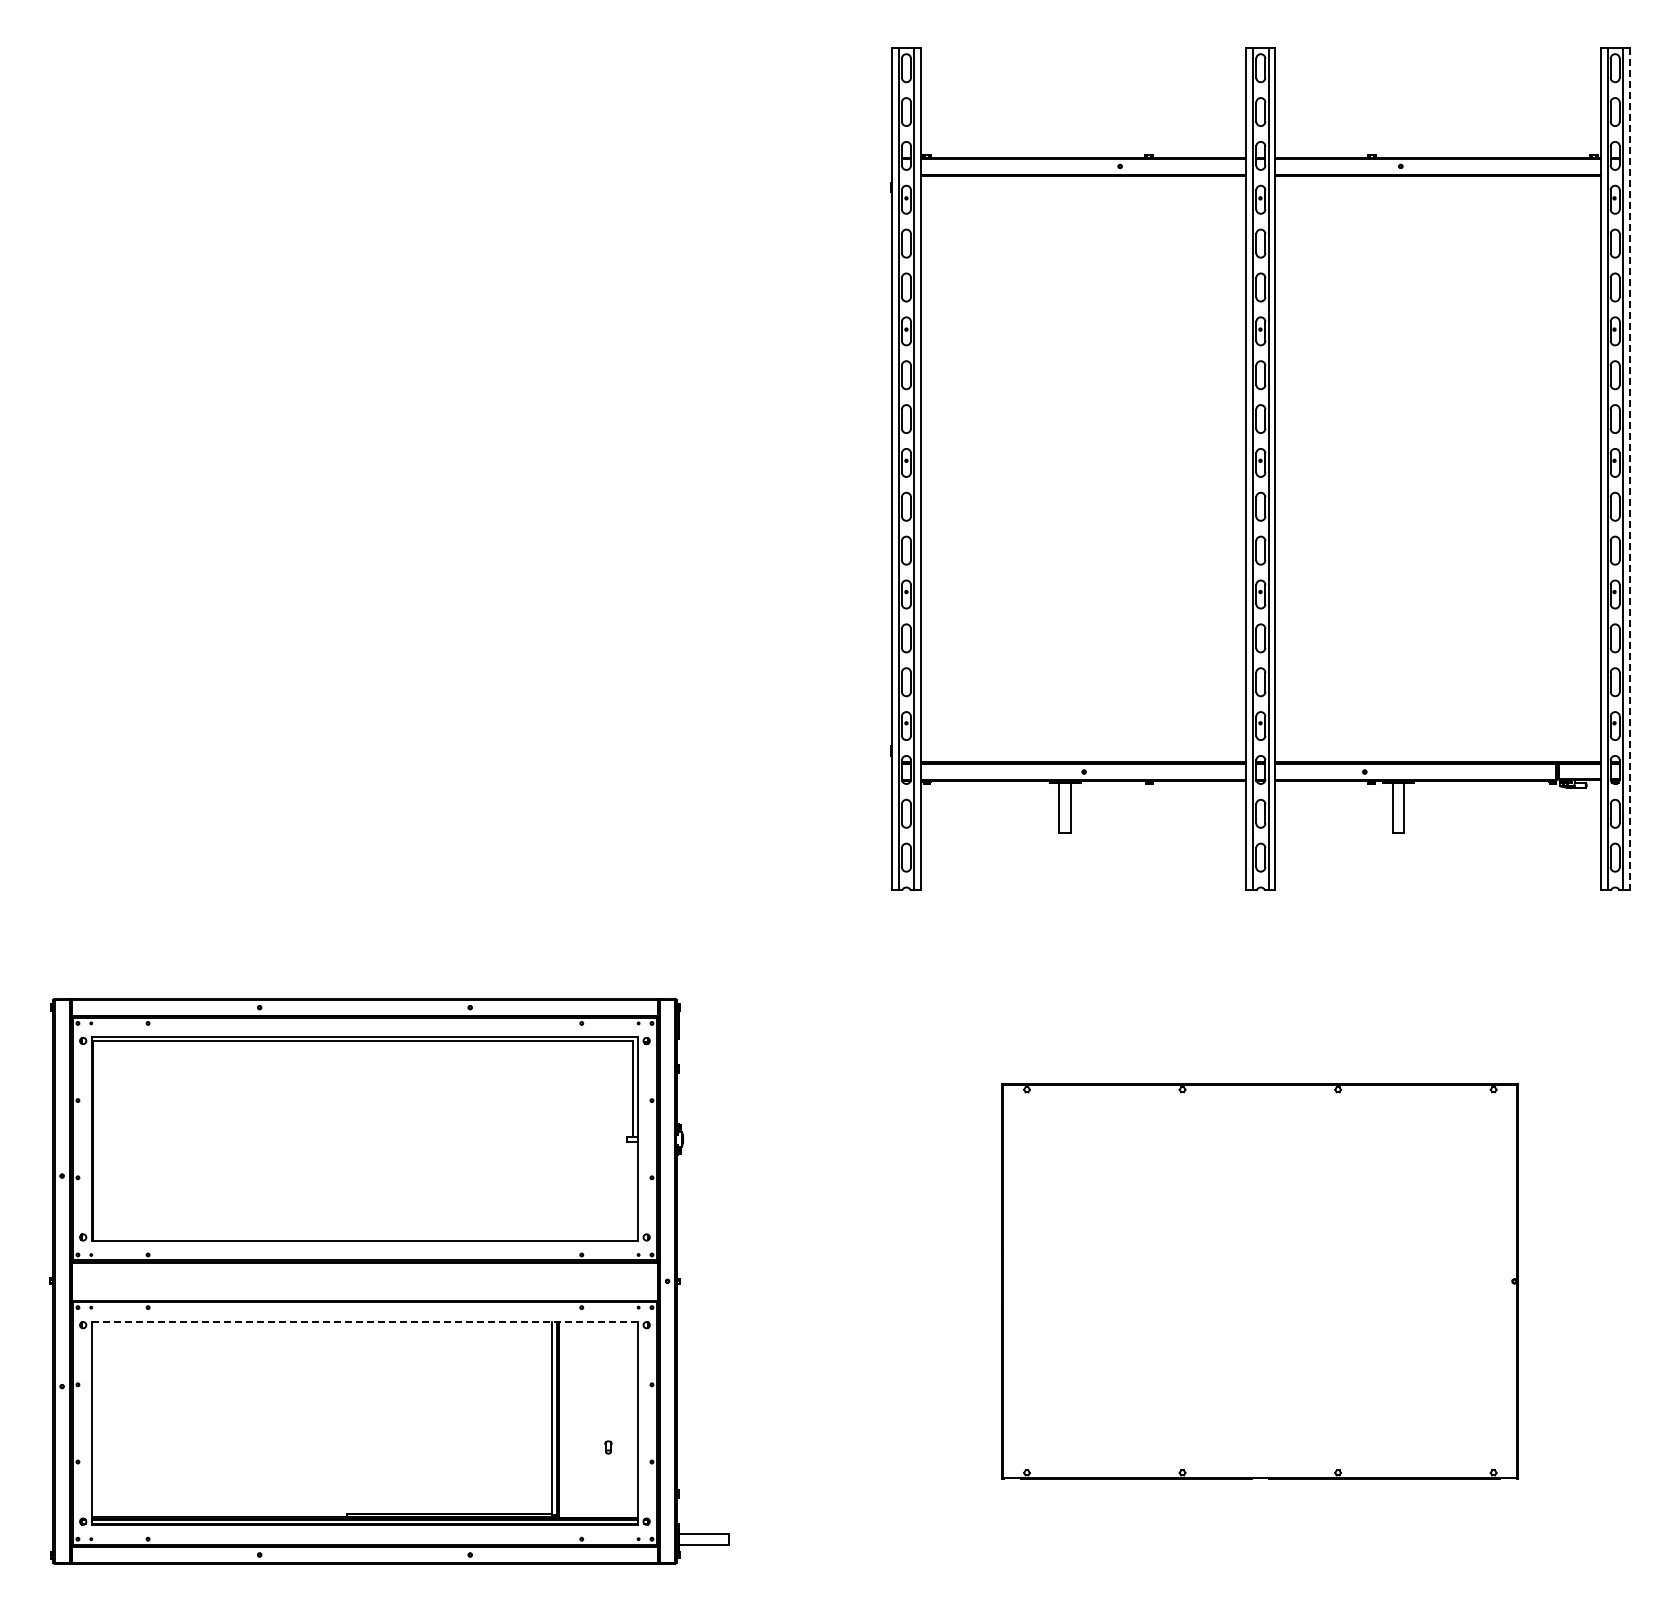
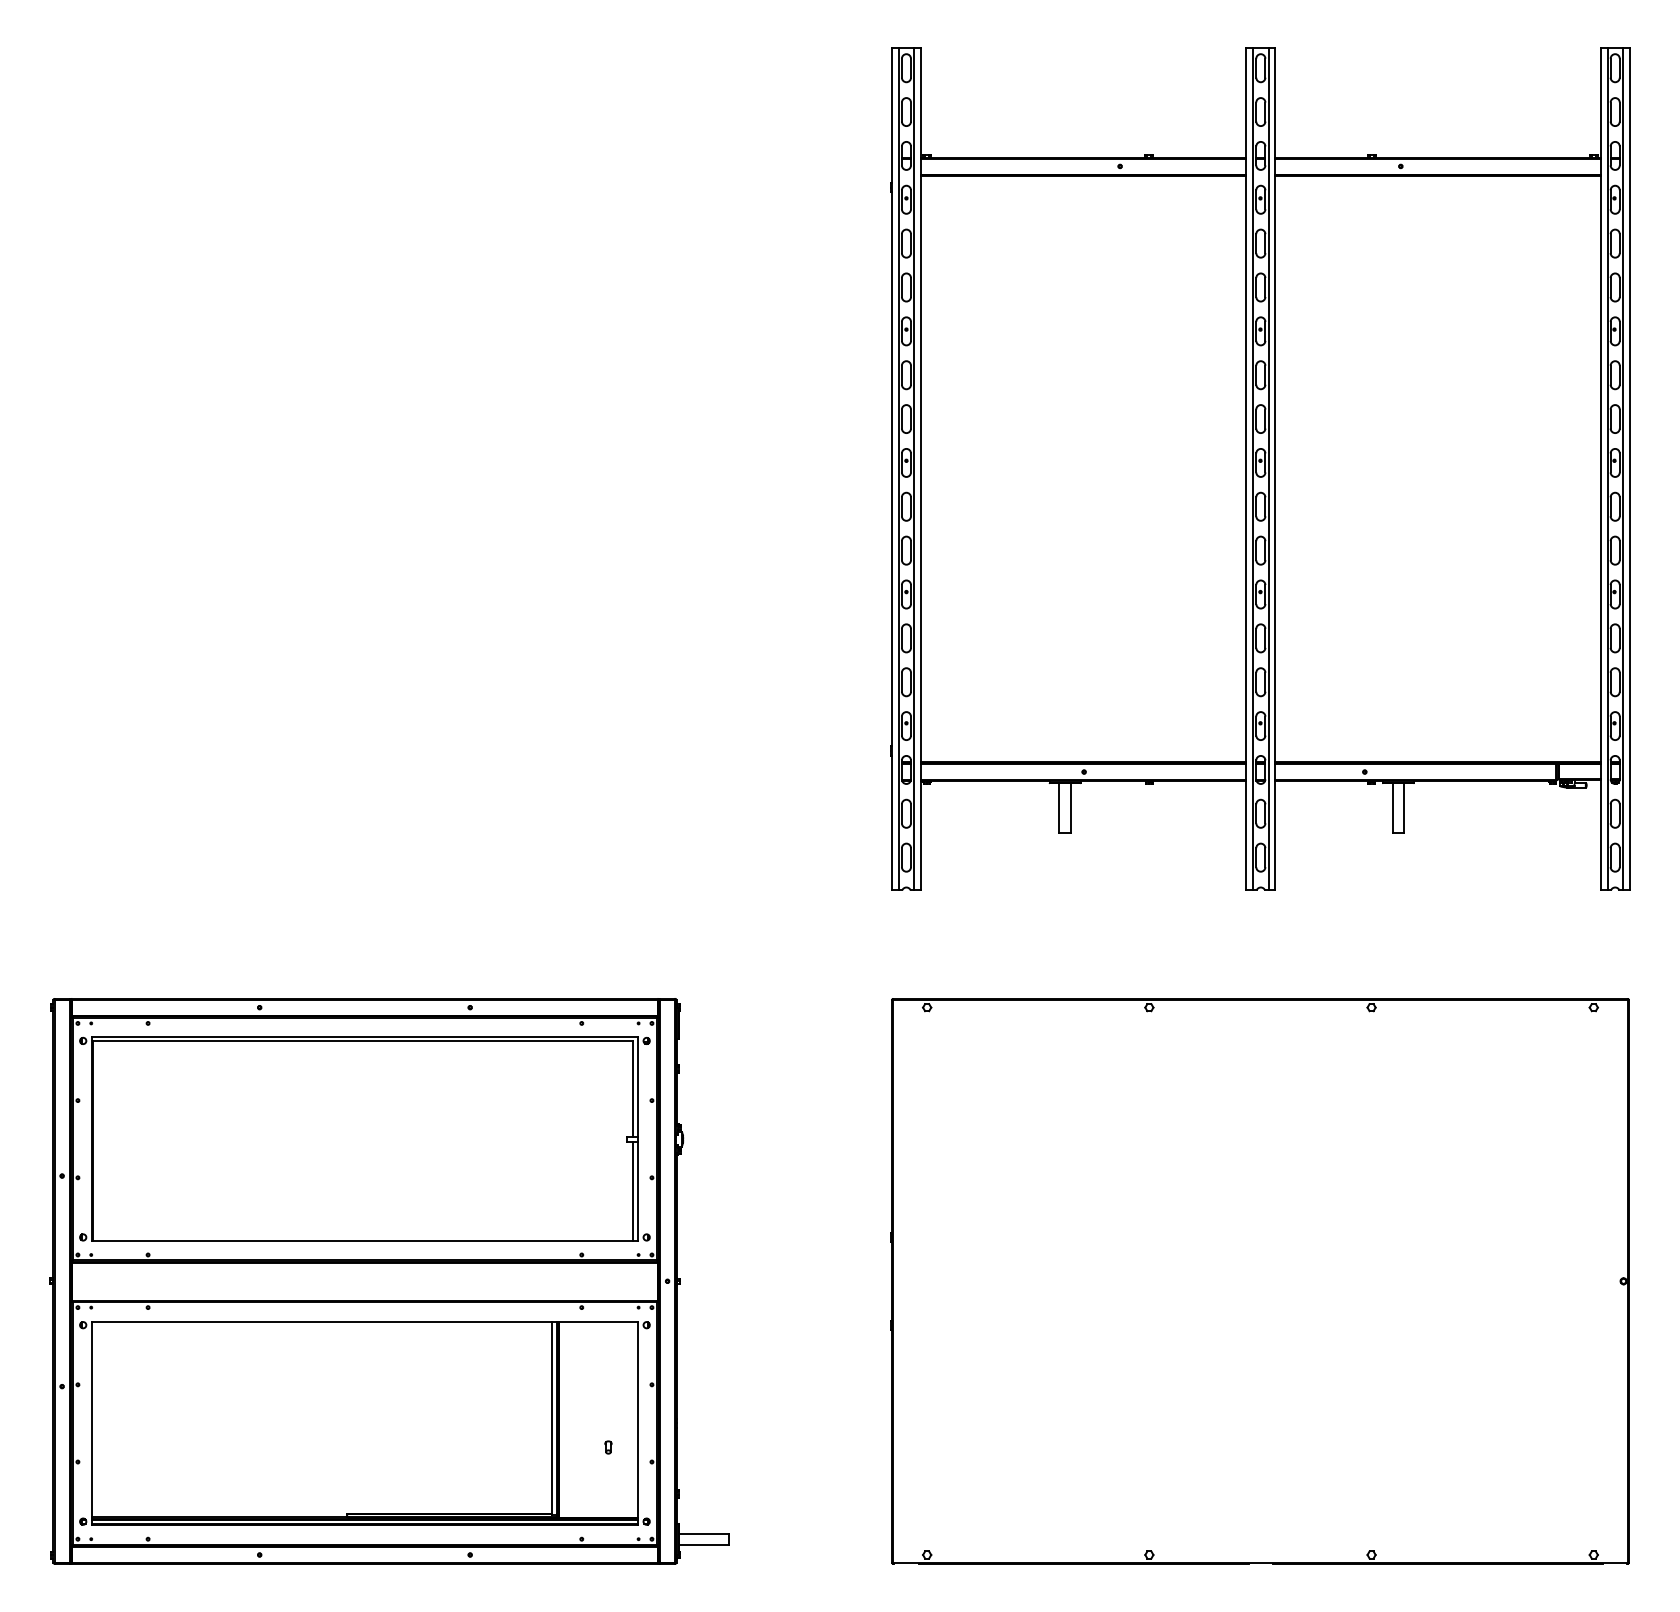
line: dashed -> solid (1629, 469)
line: none -> present (633, 1190)
part size: 518x398 px -> 740x567 px (1259, 1281)
line: dashed -> solid (364, 1321)
